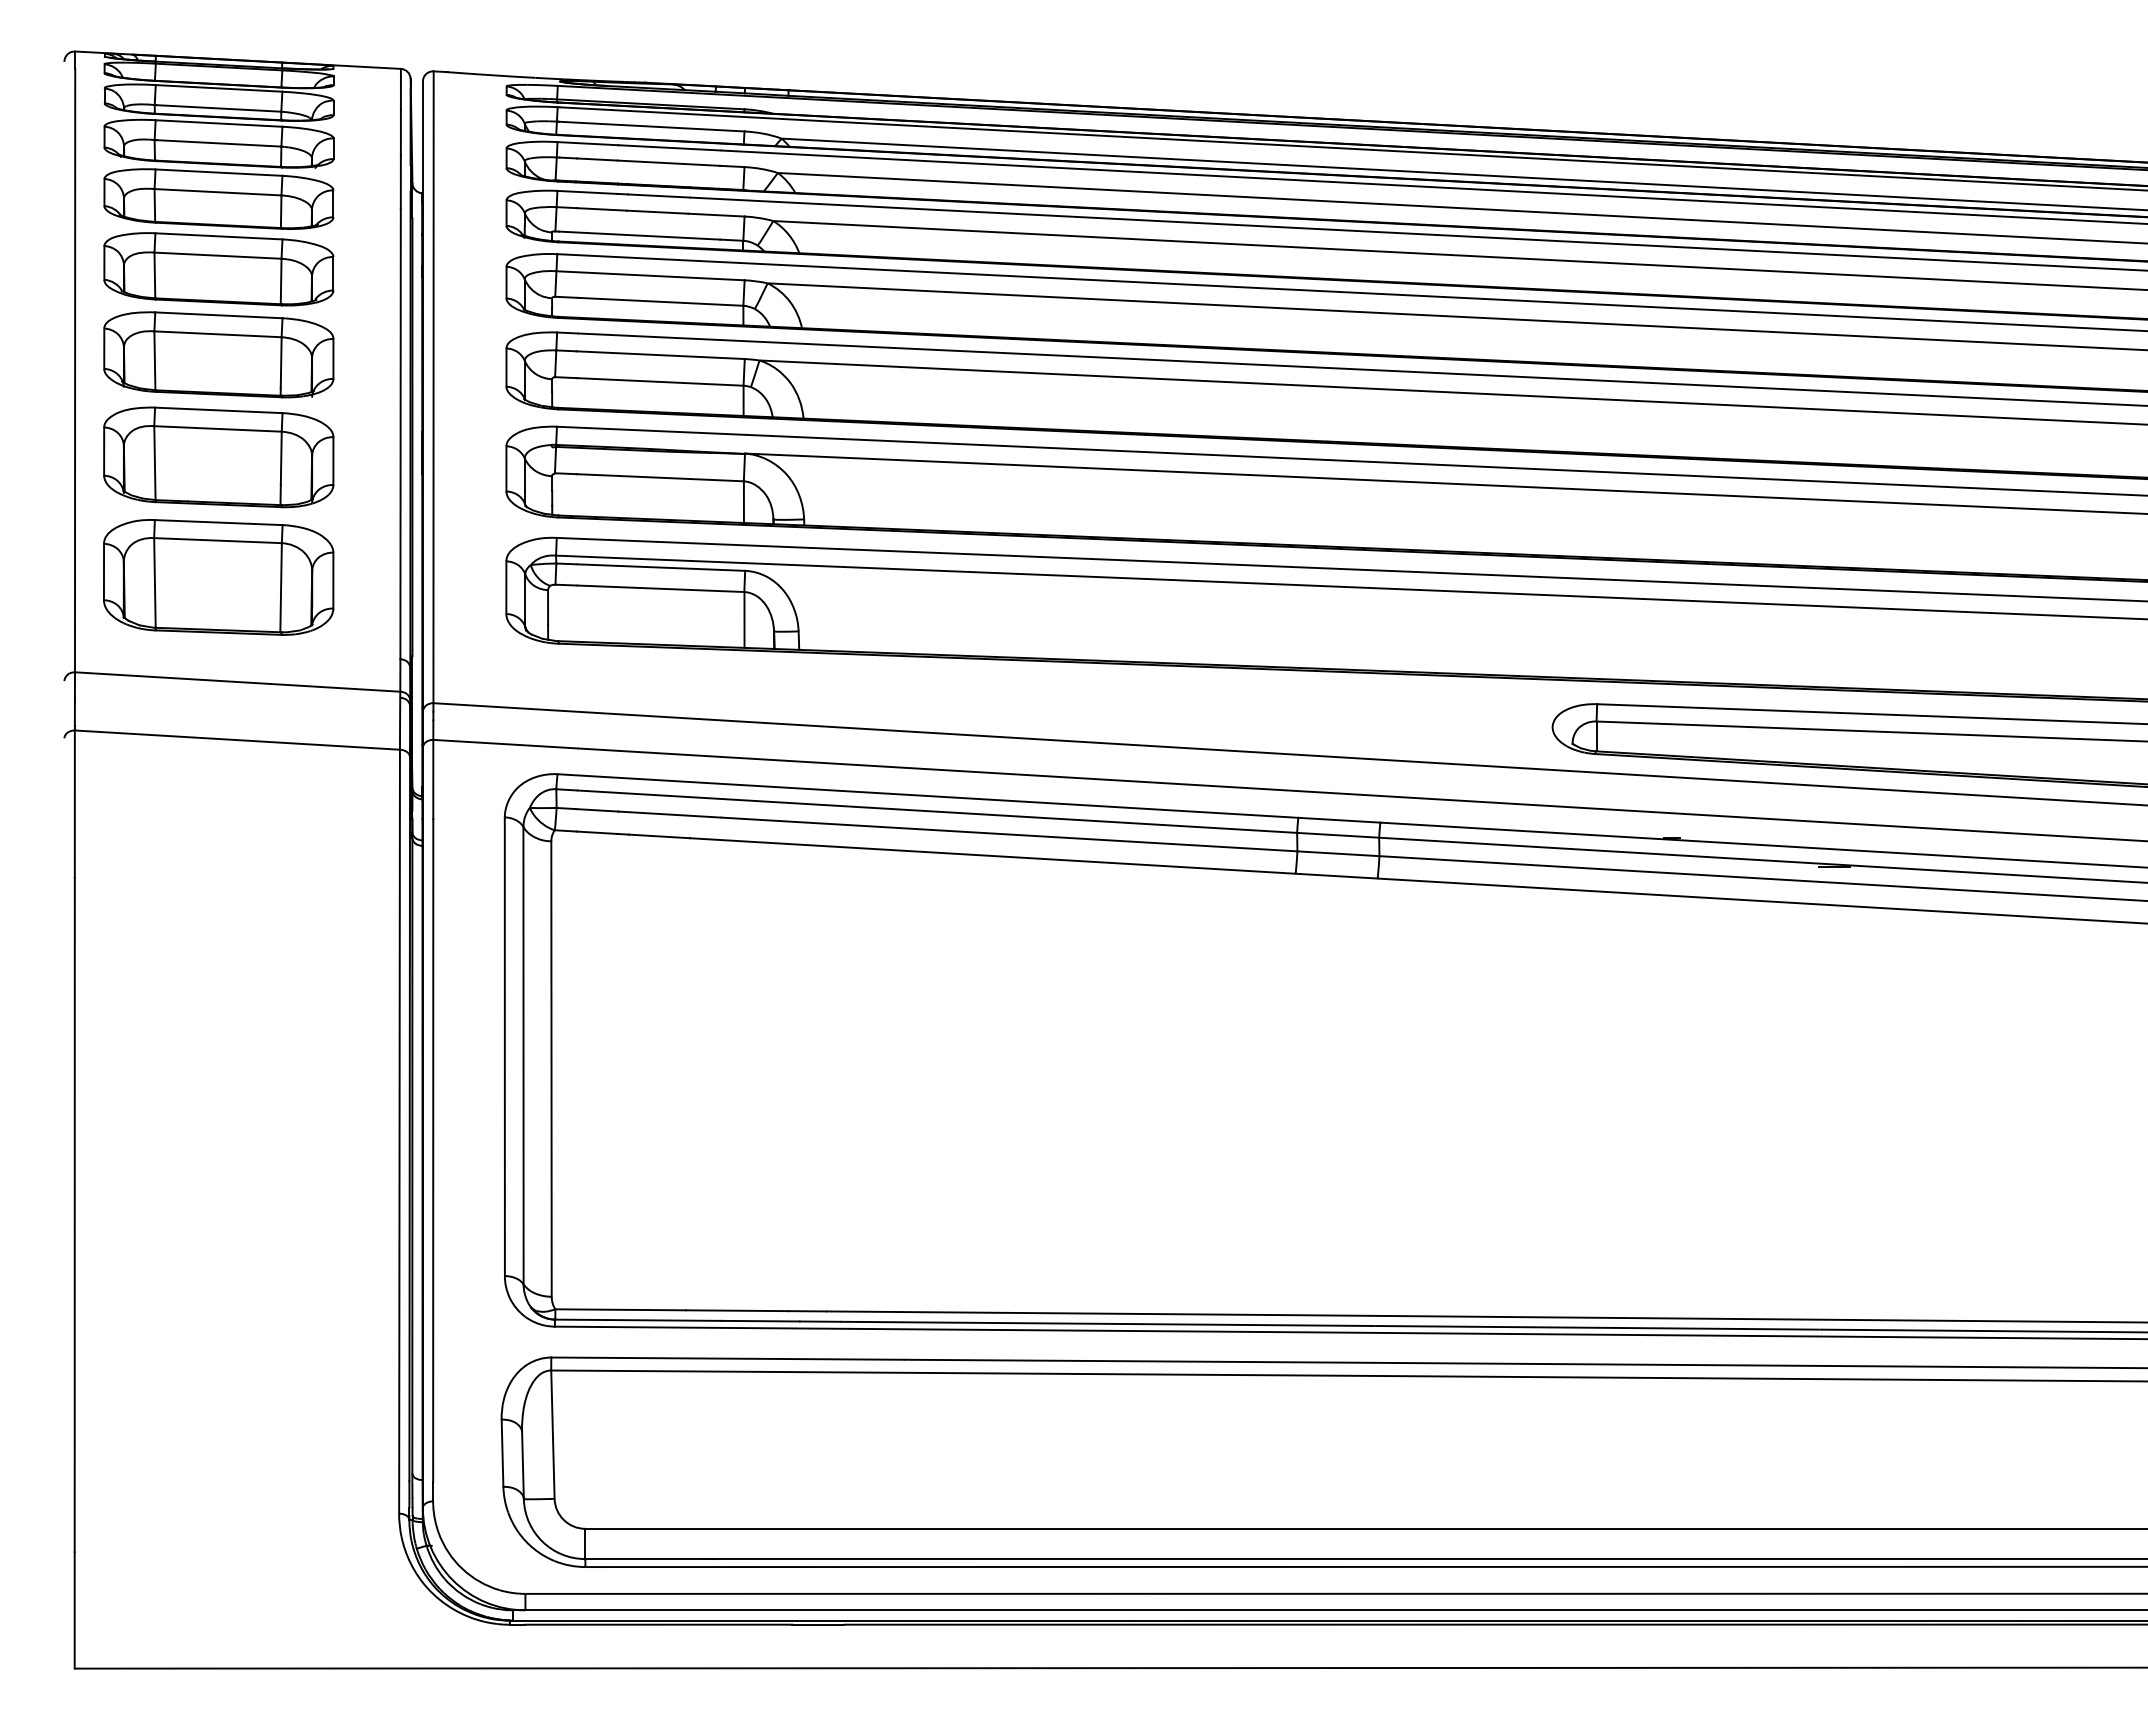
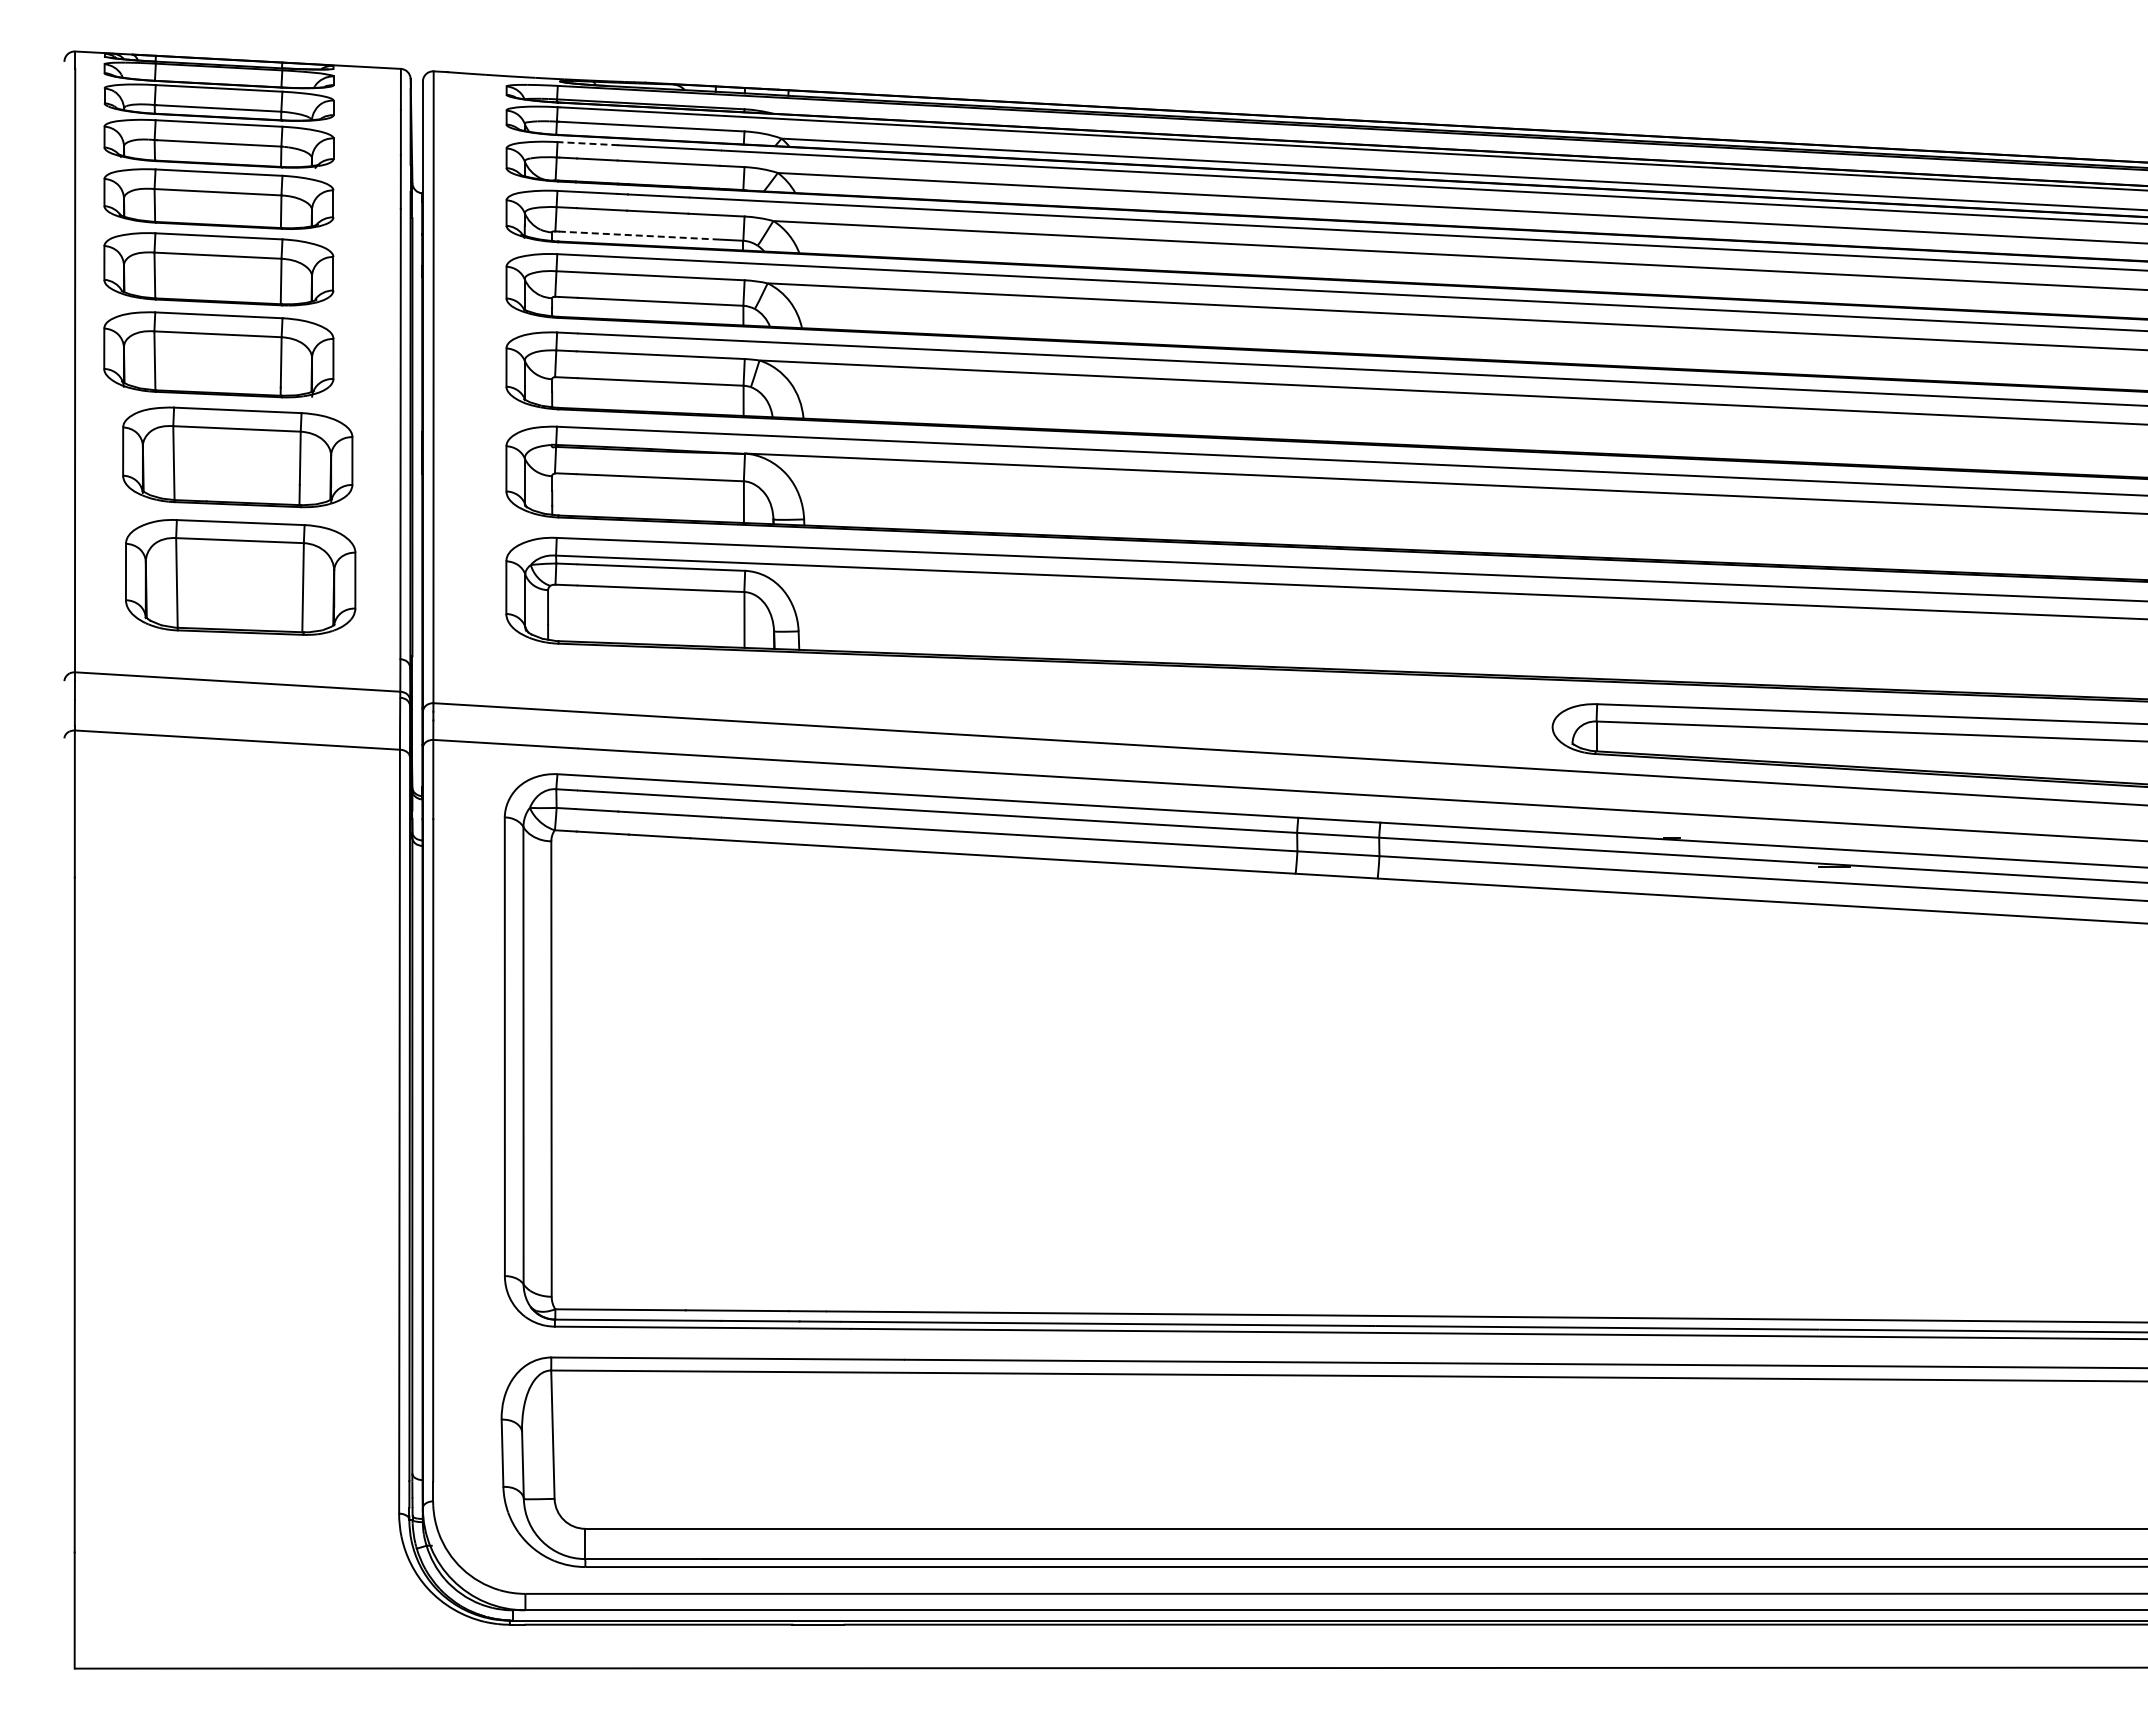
line: solid -> dashed (587, 143)
line: solid -> dashed (639, 235)
part position: (218, 457) -> (237, 457) (237, 457)
part position: (218, 577) -> (240, 577) (240, 577)
